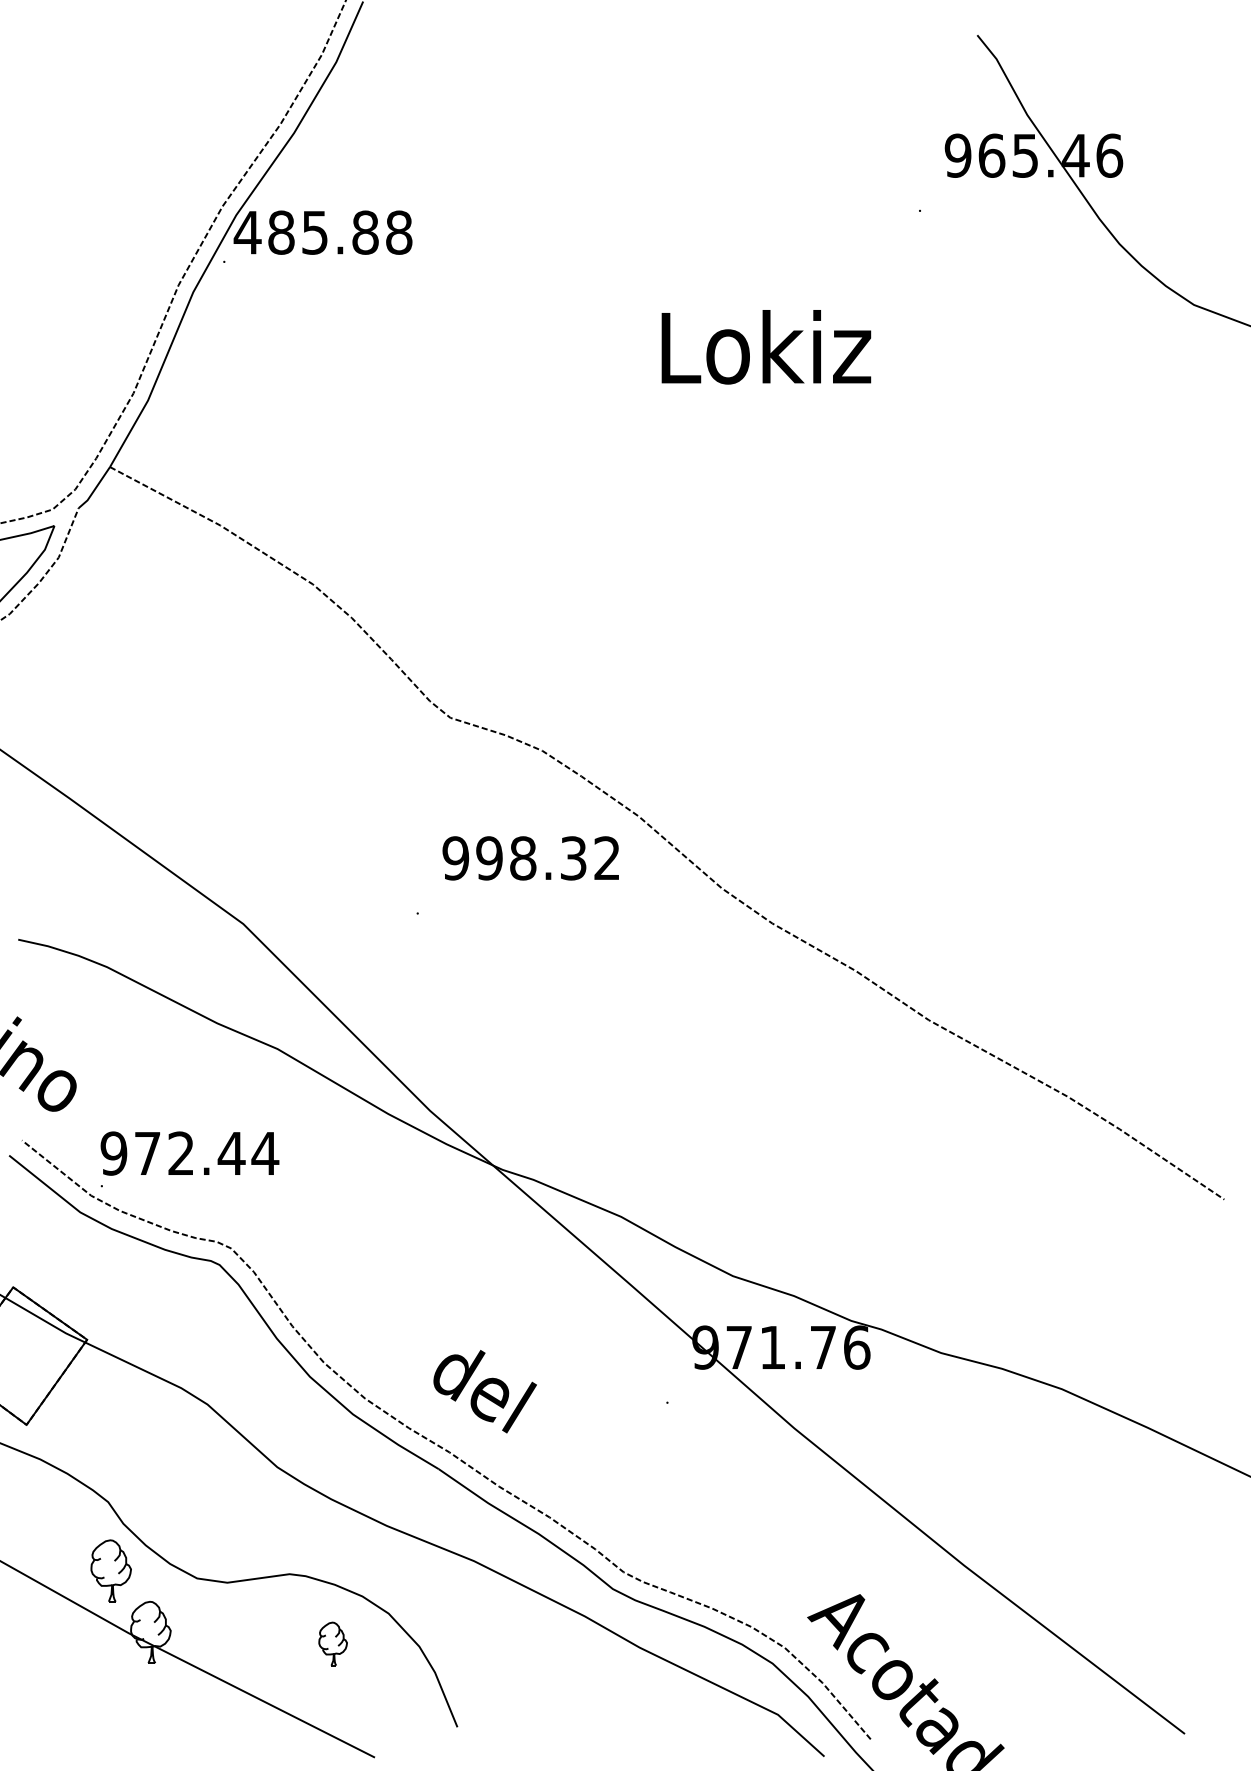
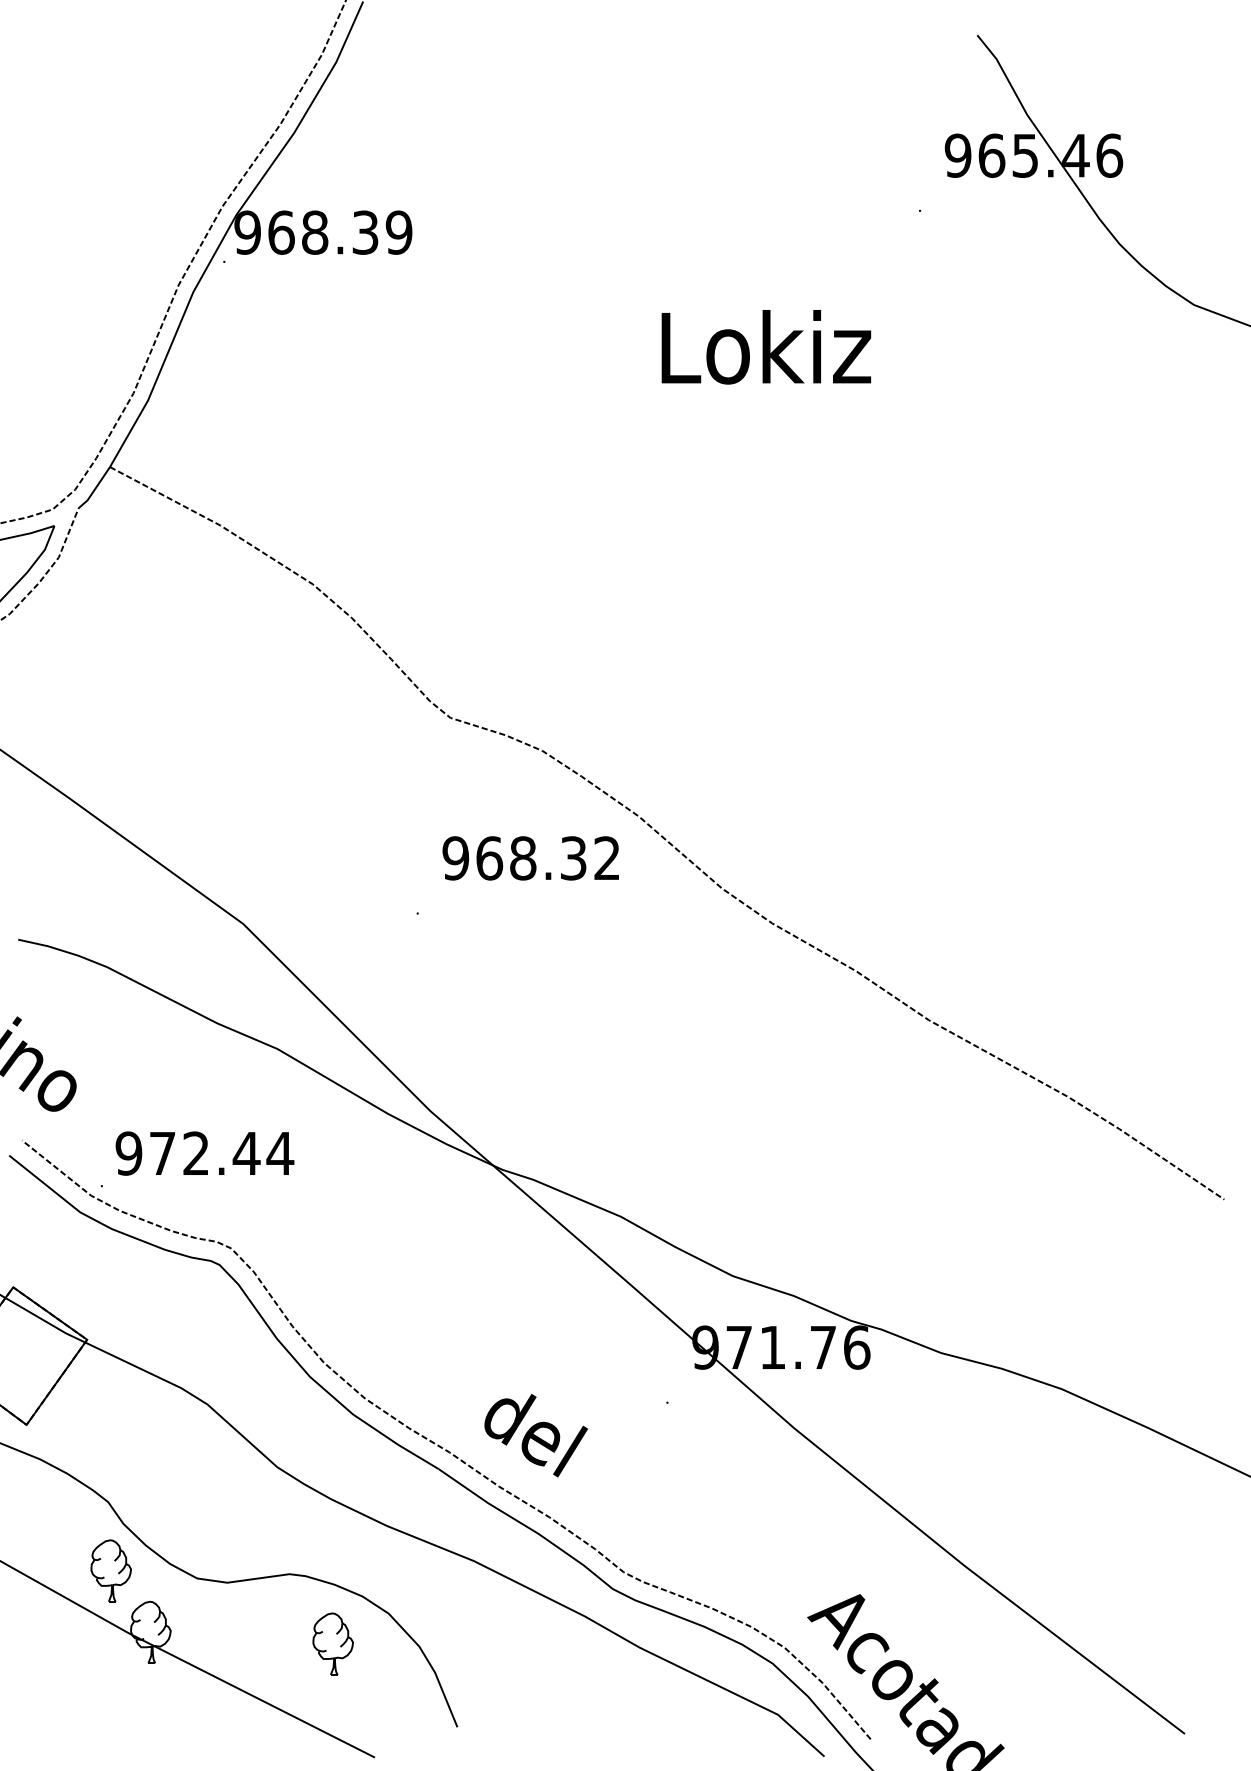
text: 485.88 -> 968.39 (322, 232)
text: 998.32 -> 968.32 (489, 858)
text position: (189, 1153) -> (204, 1153) (204, 1153)
text position: (484, 1391) -> (535, 1435) (535, 1435)
part size: 30x46 px -> 42x64 px (332, 1643)
